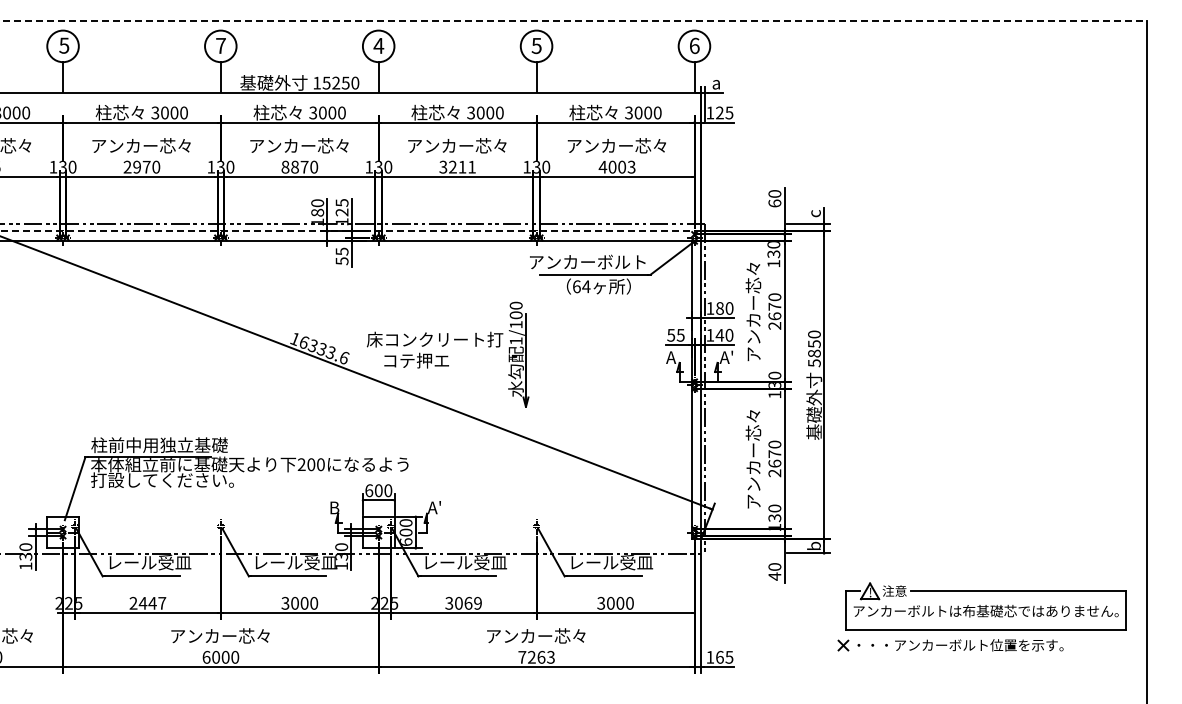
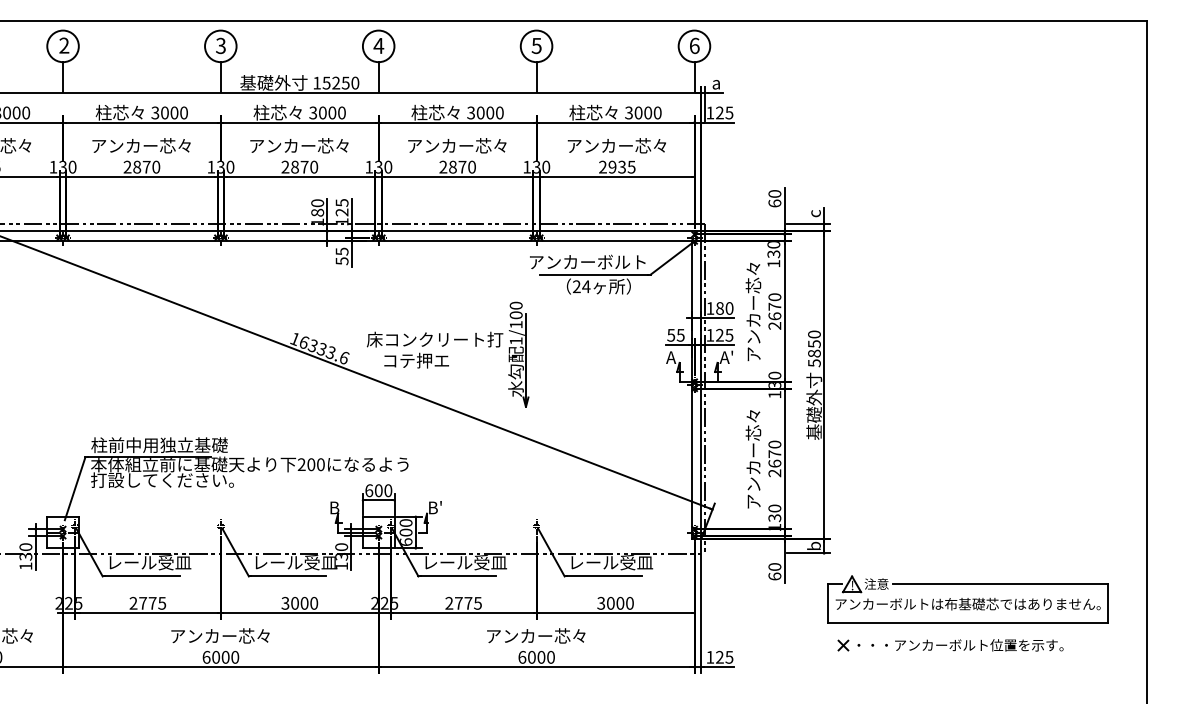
line: dashed -> solid (573, 21)
text: 5 -> 2 (64, 45)
text: 7 -> 3 (220, 45)
text: 2970 -> 2870 (137, 166)
text: 8870 -> 2870 (285, 166)
text: 3211 -> 2870 (457, 166)
text: 4003 -> 2935 (616, 166)
line: dashed -> solid (350, 231)
text: 64 -> 24 (576, 286)
text: 140 -> 125 (724, 334)
text: A' -> B' (434, 507)
text: 40 -> 60 (774, 576)
text: 3069 -> 2775 (463, 602)
text: 2447 -> 2775 (152, 603)
part position: (985, 606) -> (967, 599) (967, 599)
text: 7263 -> 6000 (536, 656)
text: 165 -> 125 (719, 656)
